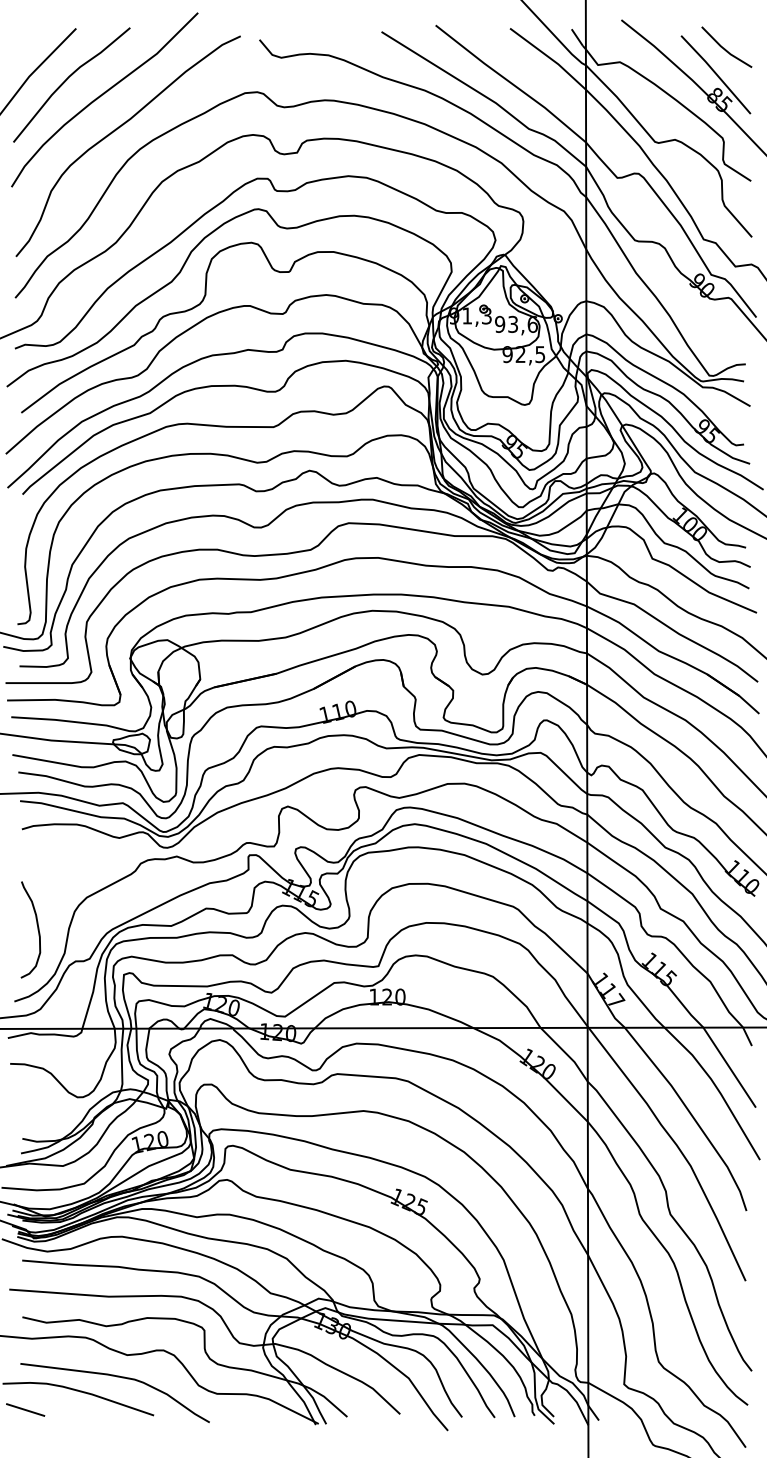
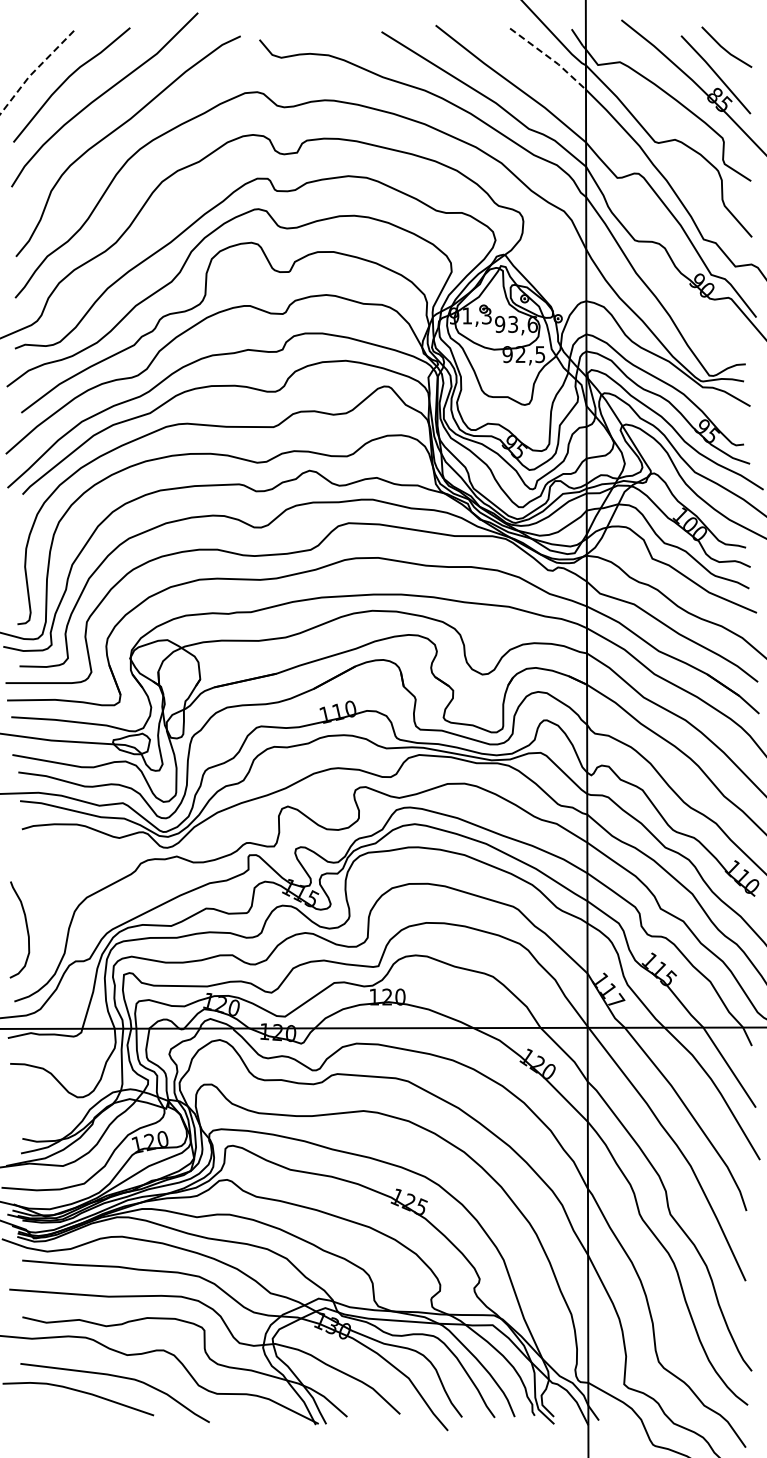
line: solid -> dashed (549, 57)
line: solid -> dashed (36, 69)
curve position: (37, 929) -> (26, 929) (26, 929)
line: present -> none (25, 1409)
